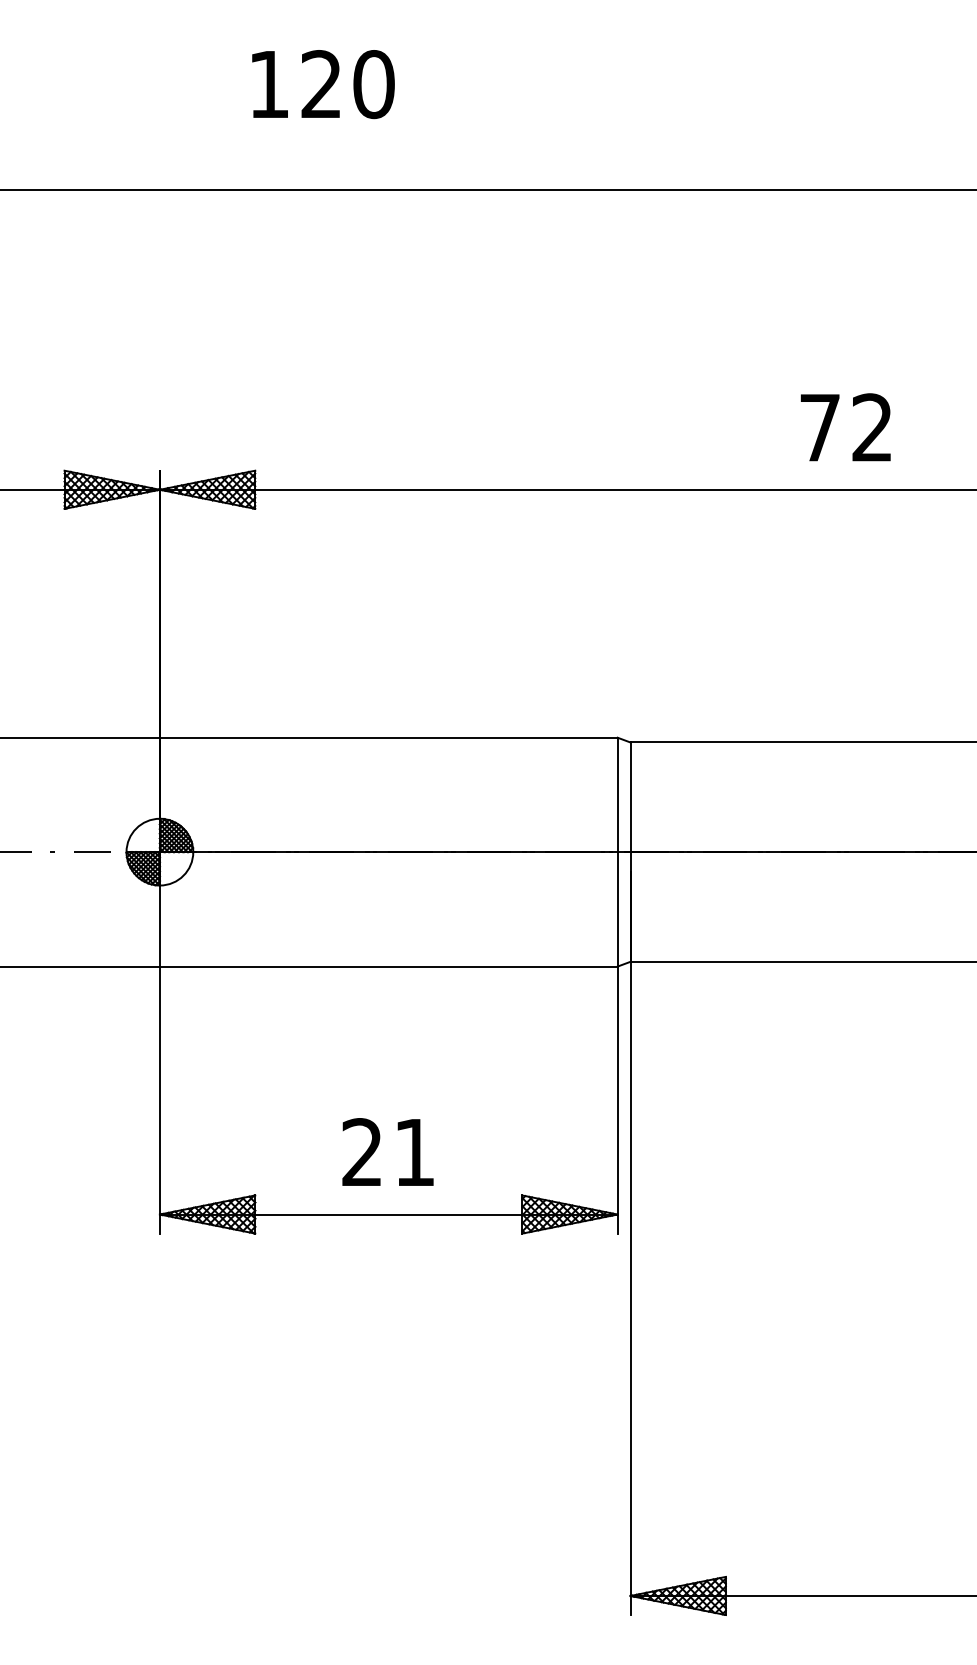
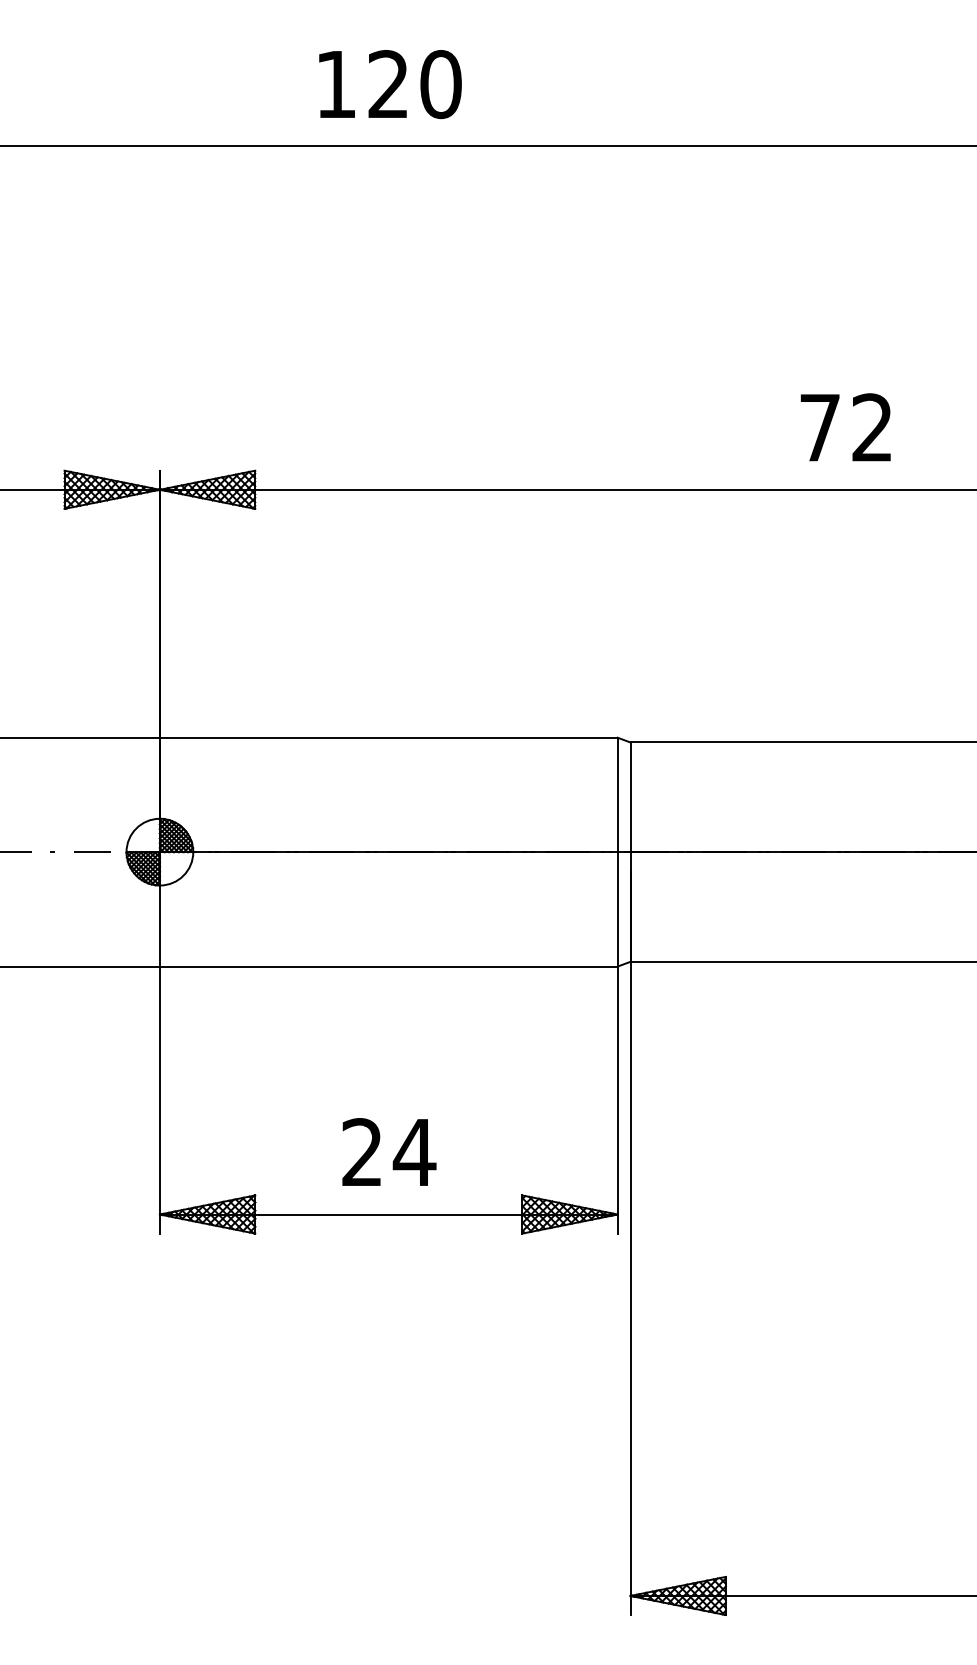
text position: (323, 84) -> (390, 84) (390, 84)
line position: (487, 190) -> (487, 146) (487, 146)
text: 21 -> 24 (414, 1152)
